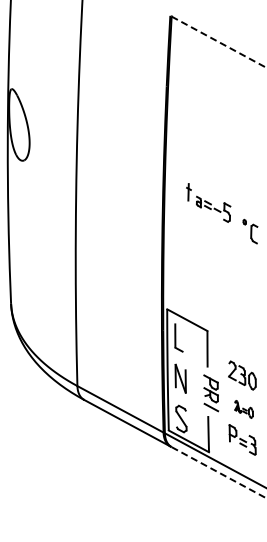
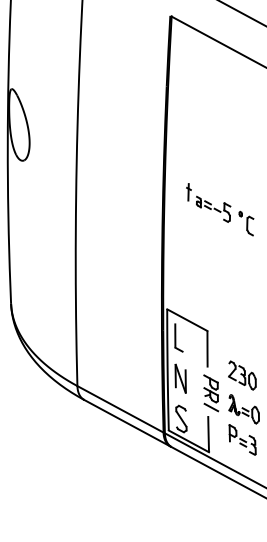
line: none -> present (242, 13)
line: dashed -> solid (219, 42)
part position: (250, 231) -> (246, 223) (246, 223)
part size: 20x19 px -> 32x31 px (243, 409)
line: dashed -> solid (219, 472)
